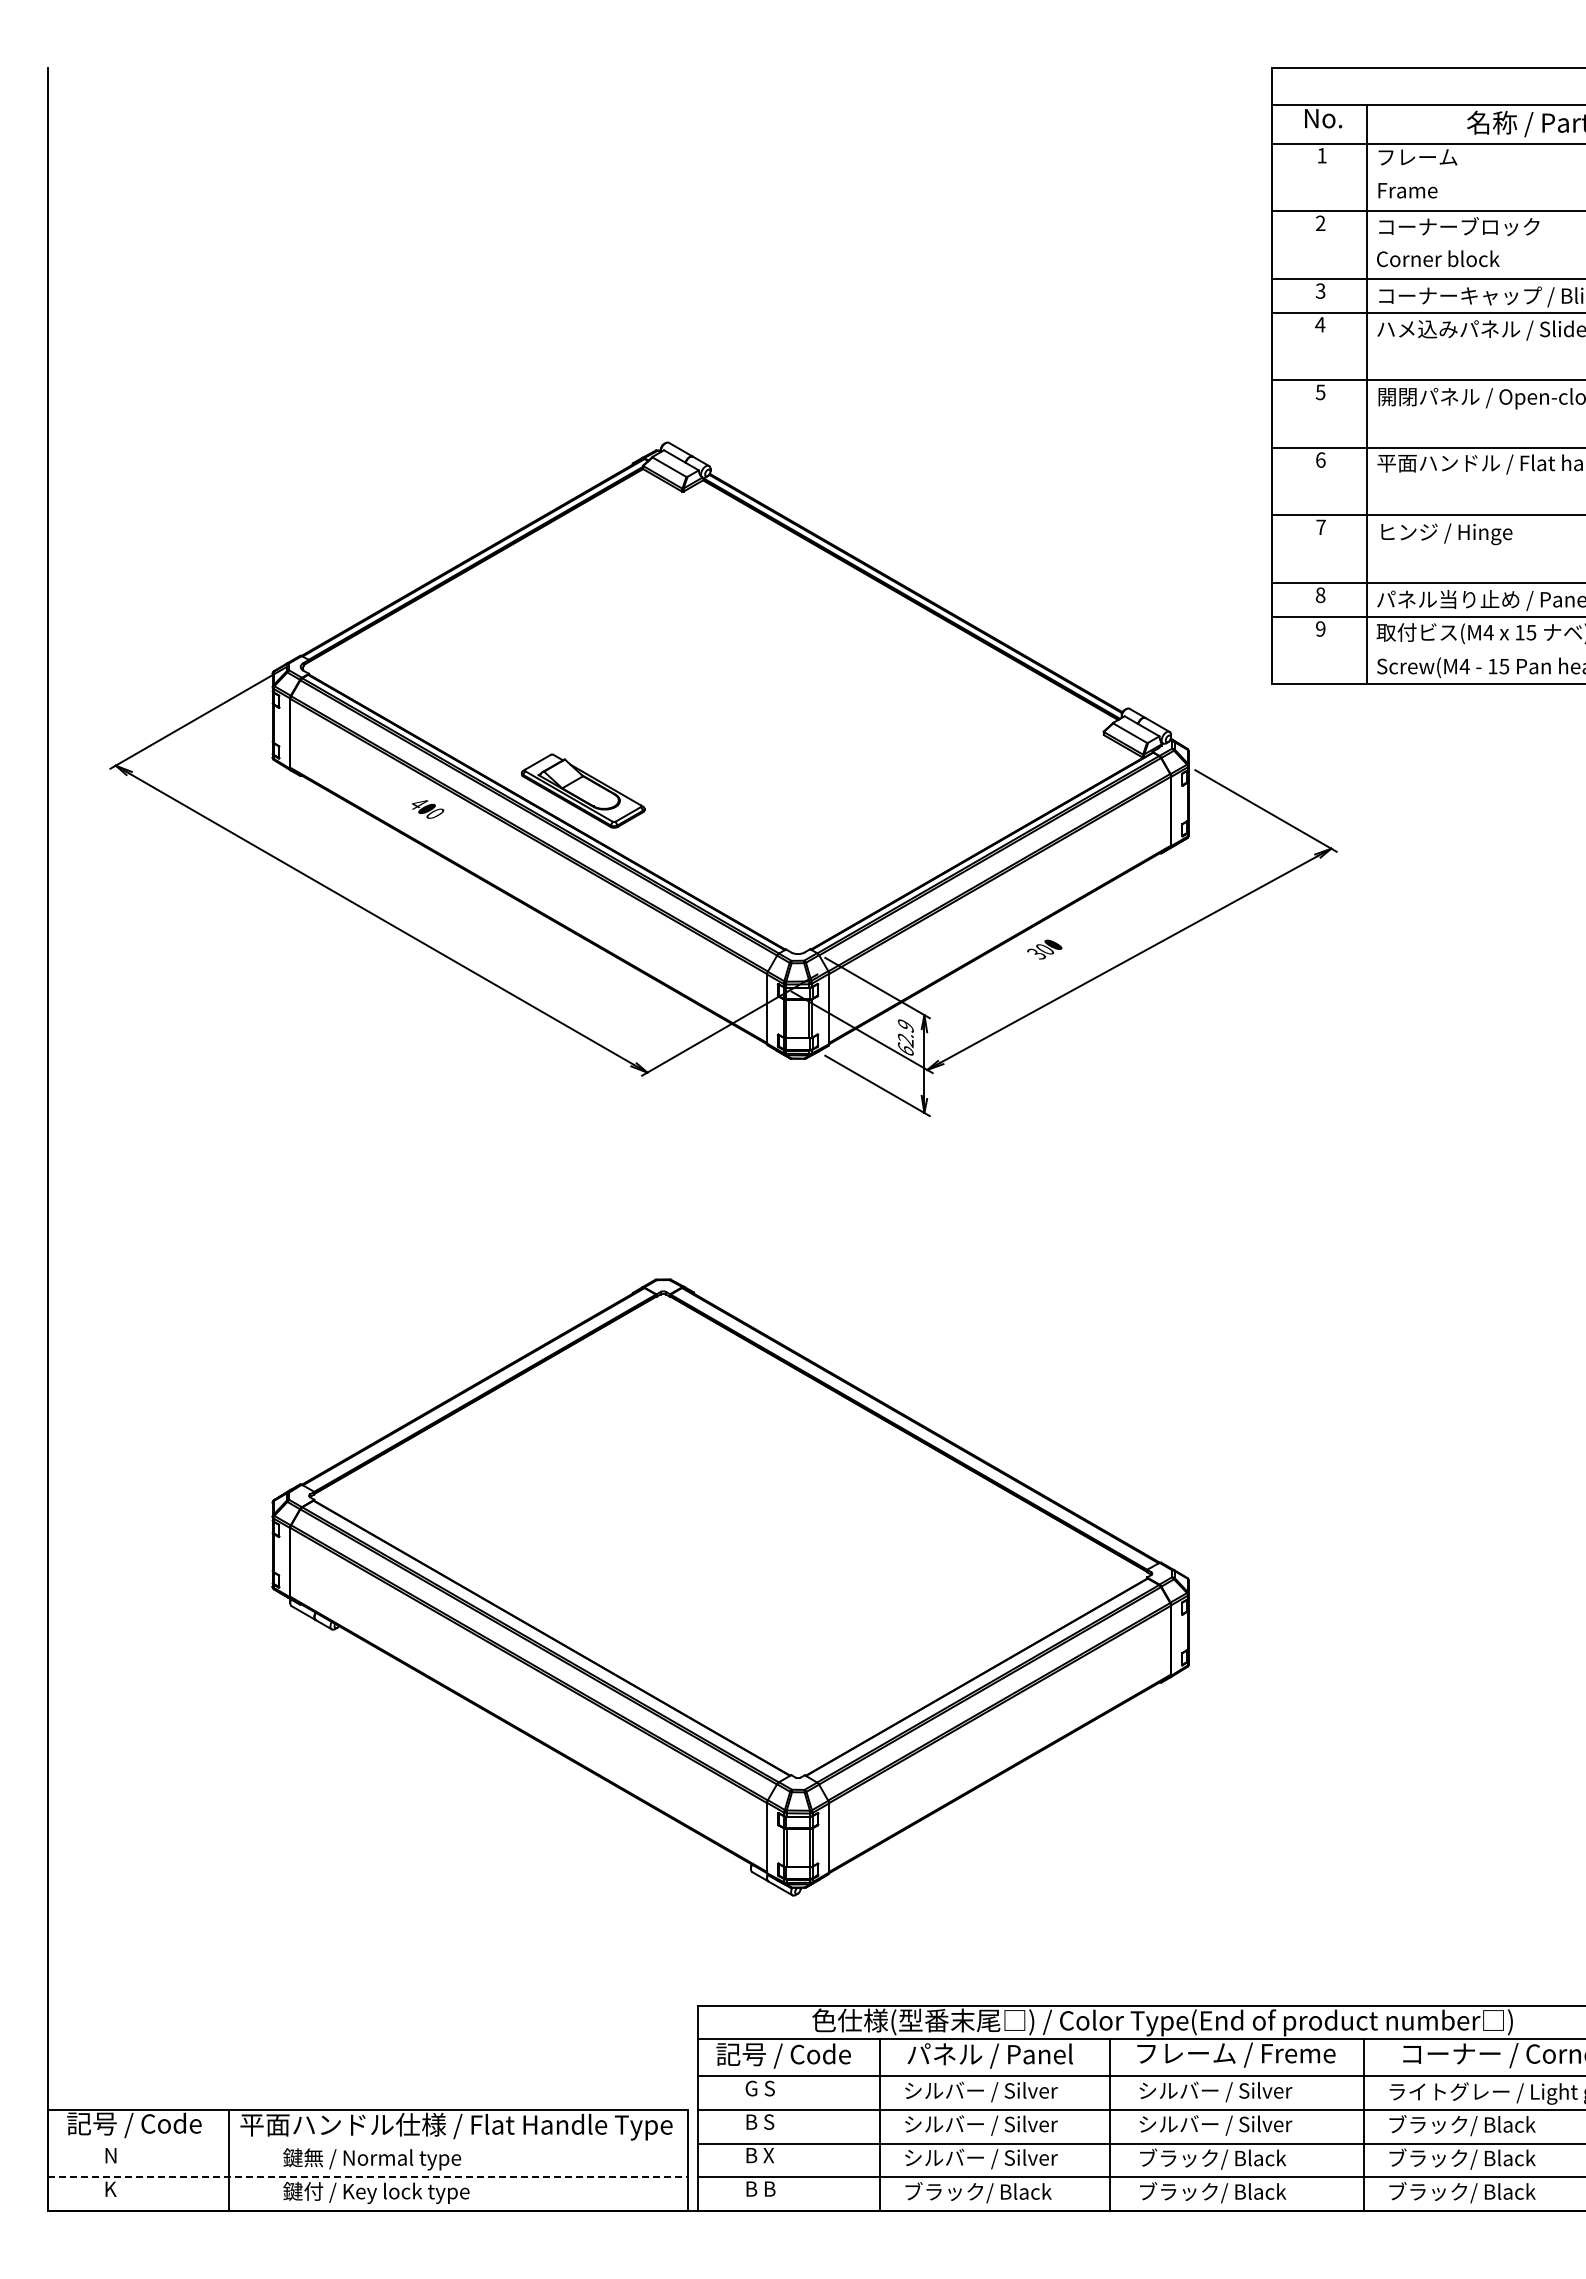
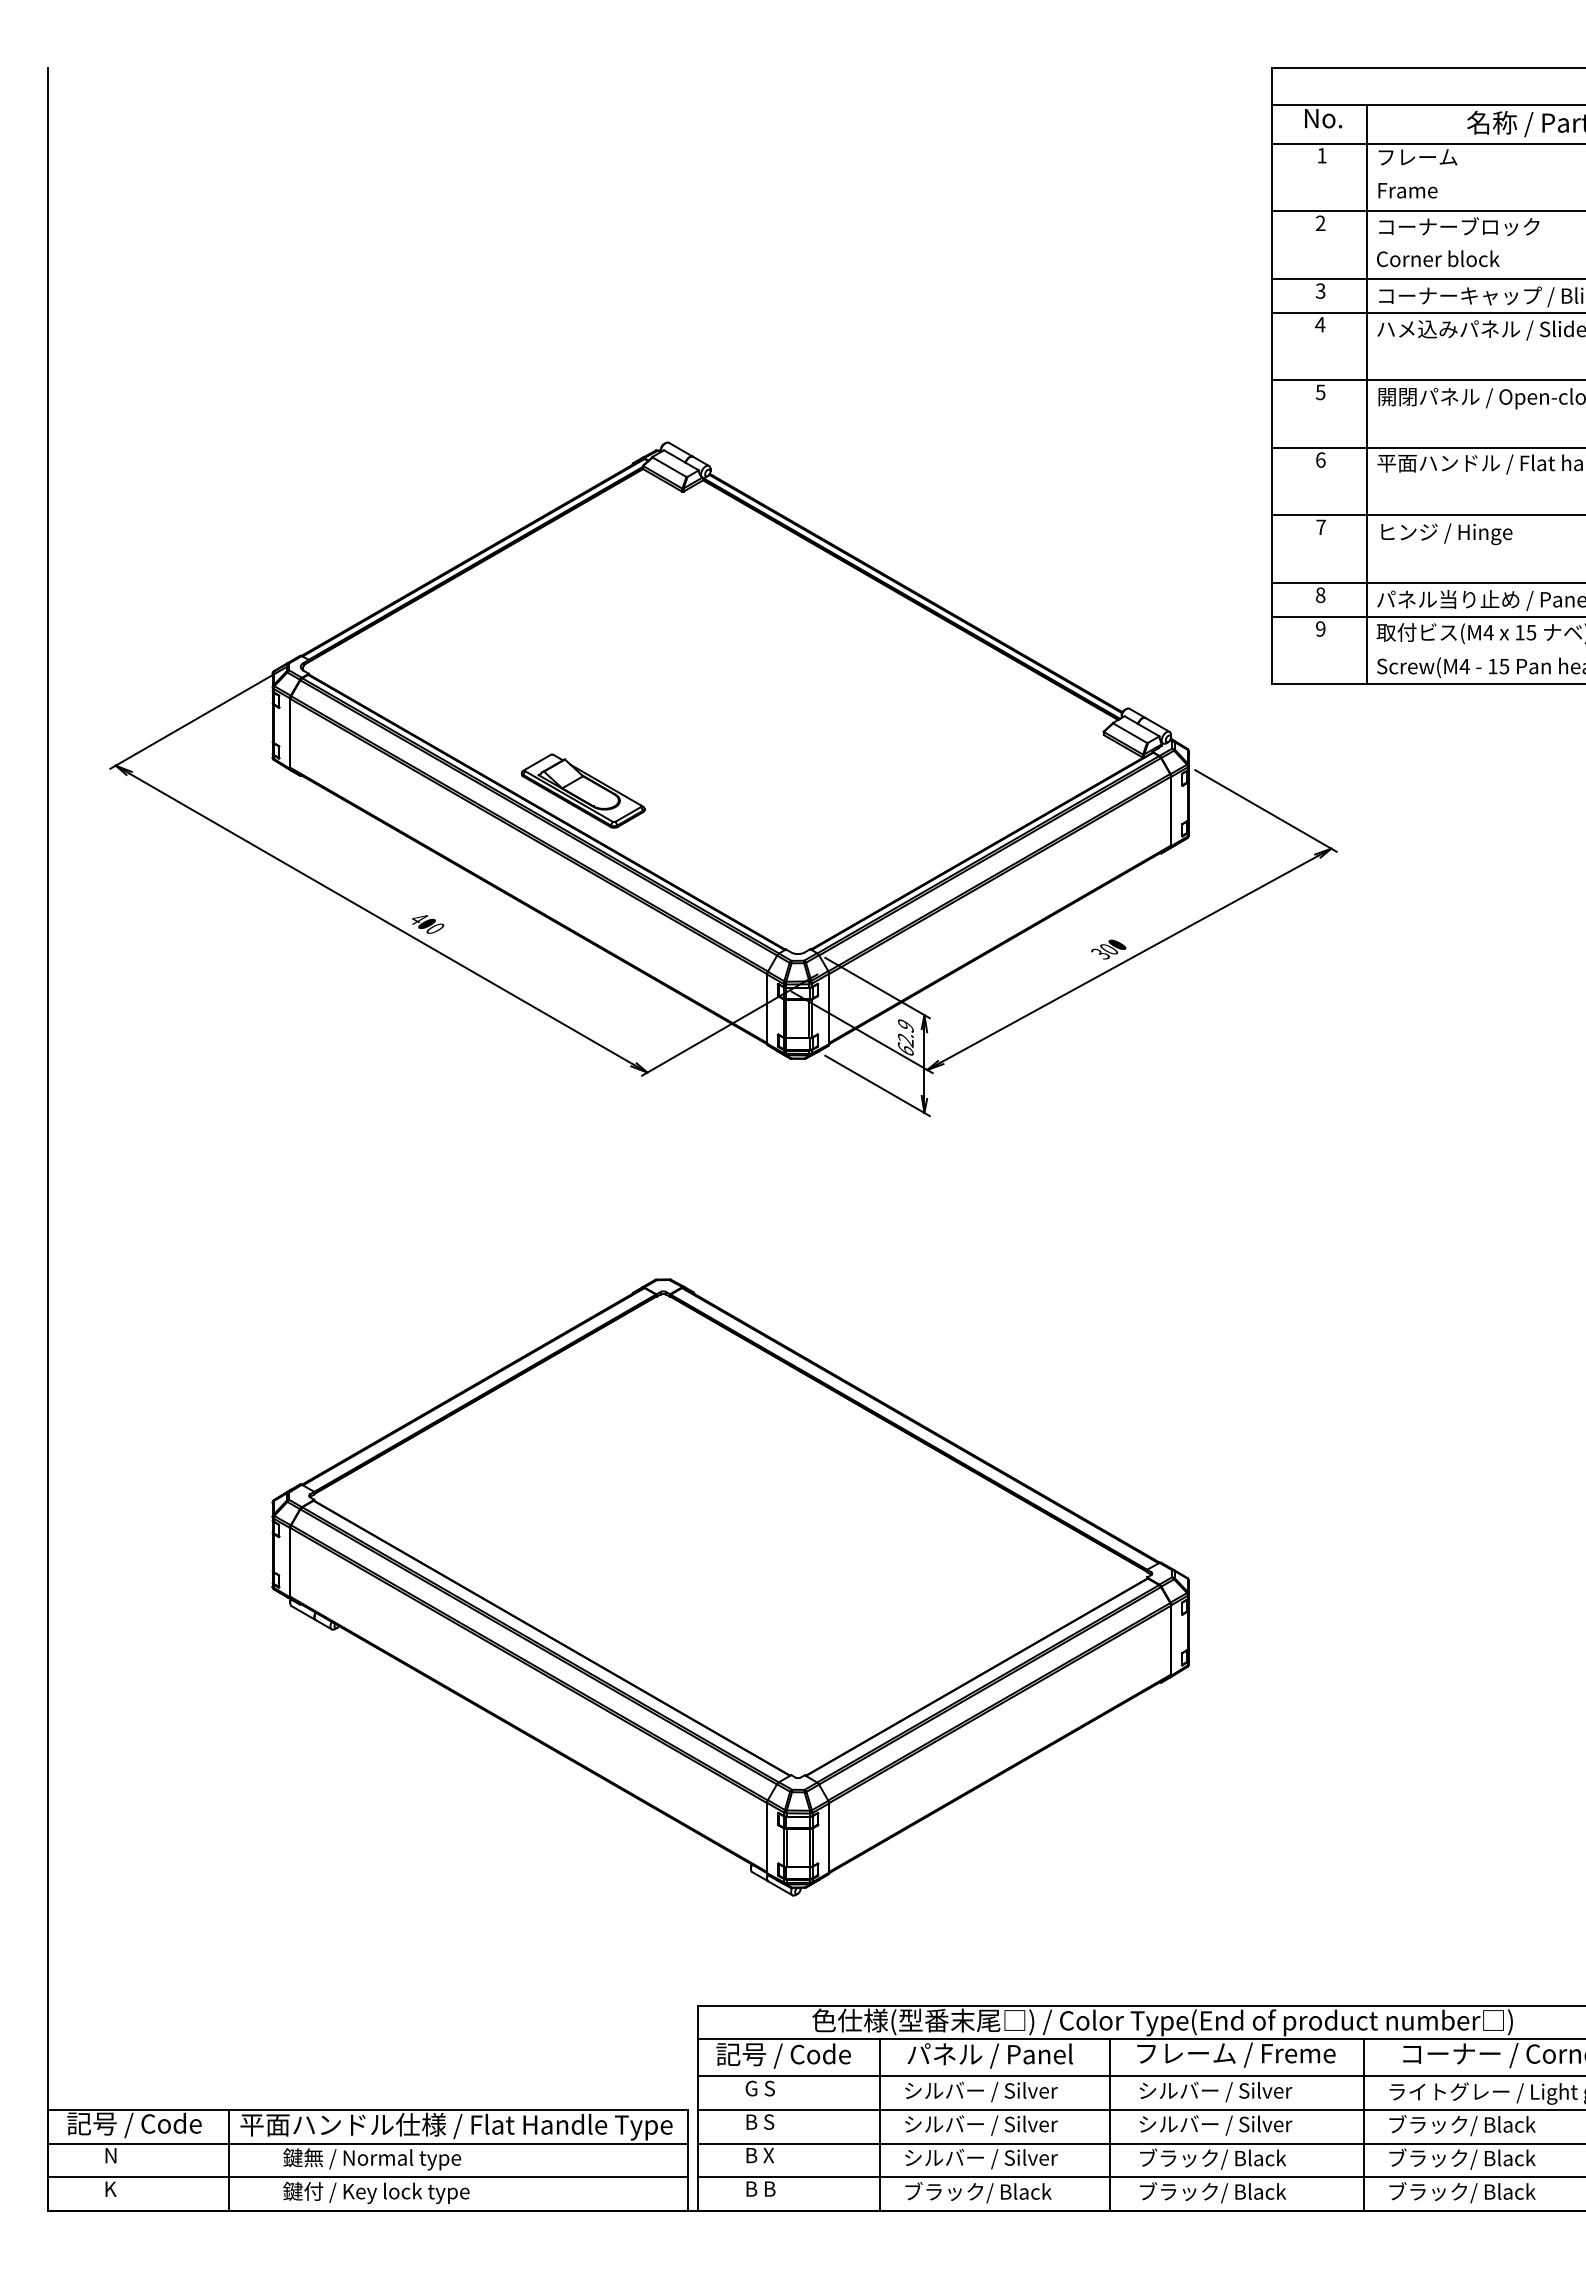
text position: (427, 809) -> (427, 924) (427, 924)
text position: (1044, 949) -> (1108, 949) (1108, 949)
line: none -> present (367, 2143)
line: dashed -> solid (368, 2177)
